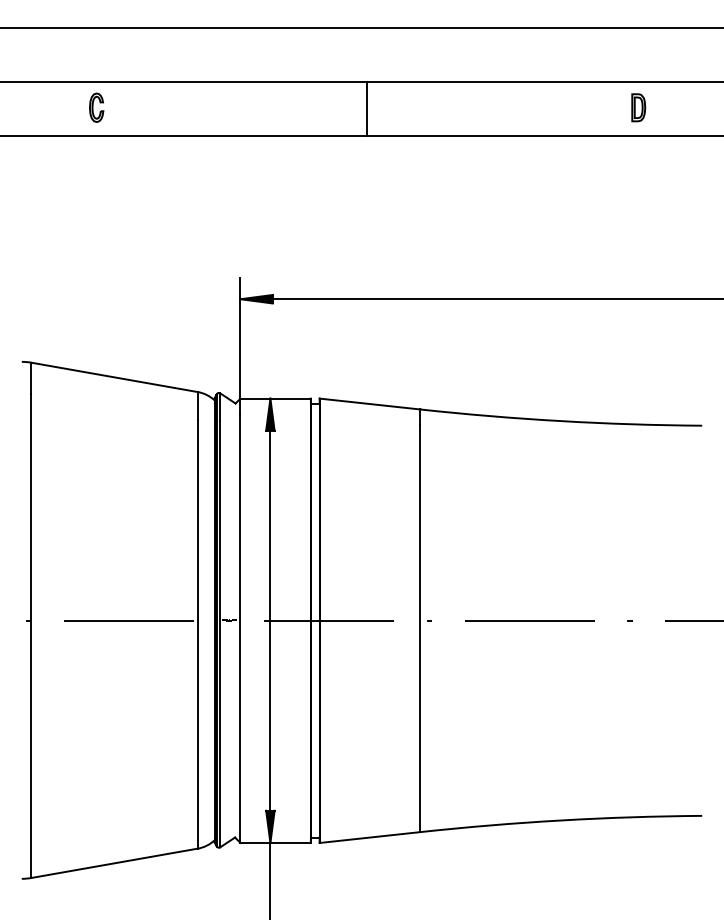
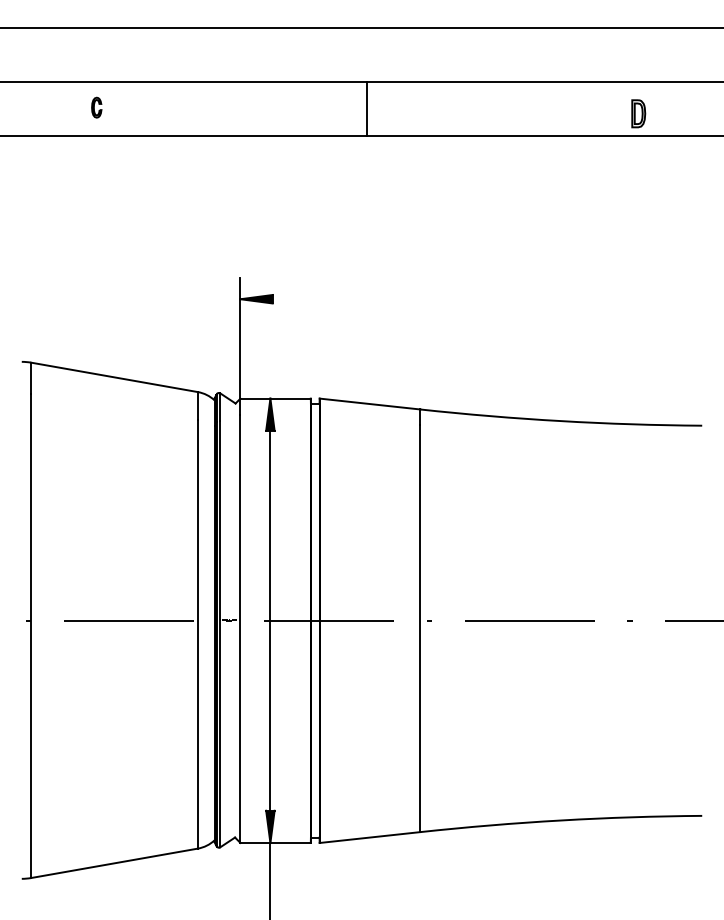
part size: 16x31 px -> 12x23 px (96, 107)
part position: (638, 107) -> (638, 113) (638, 113)
line: present -> none (496, 299)
